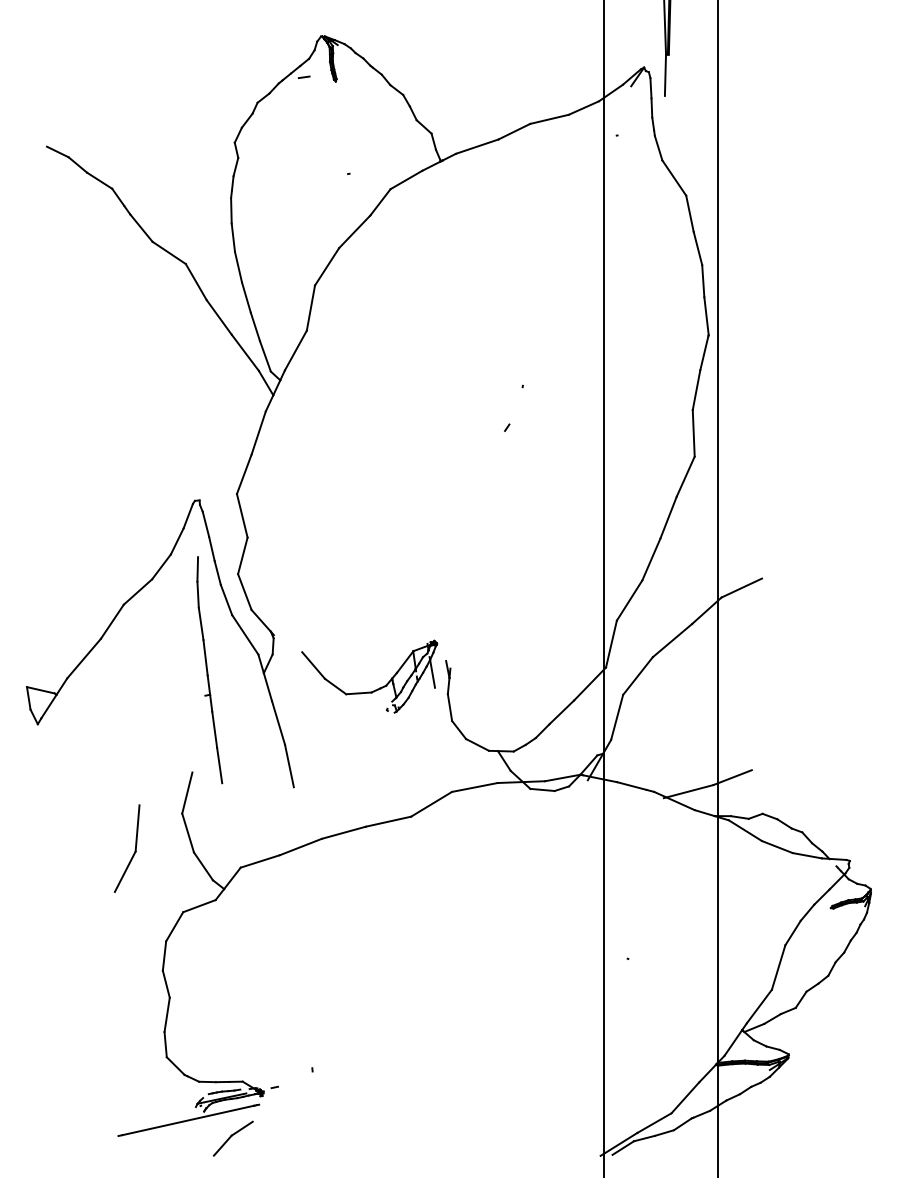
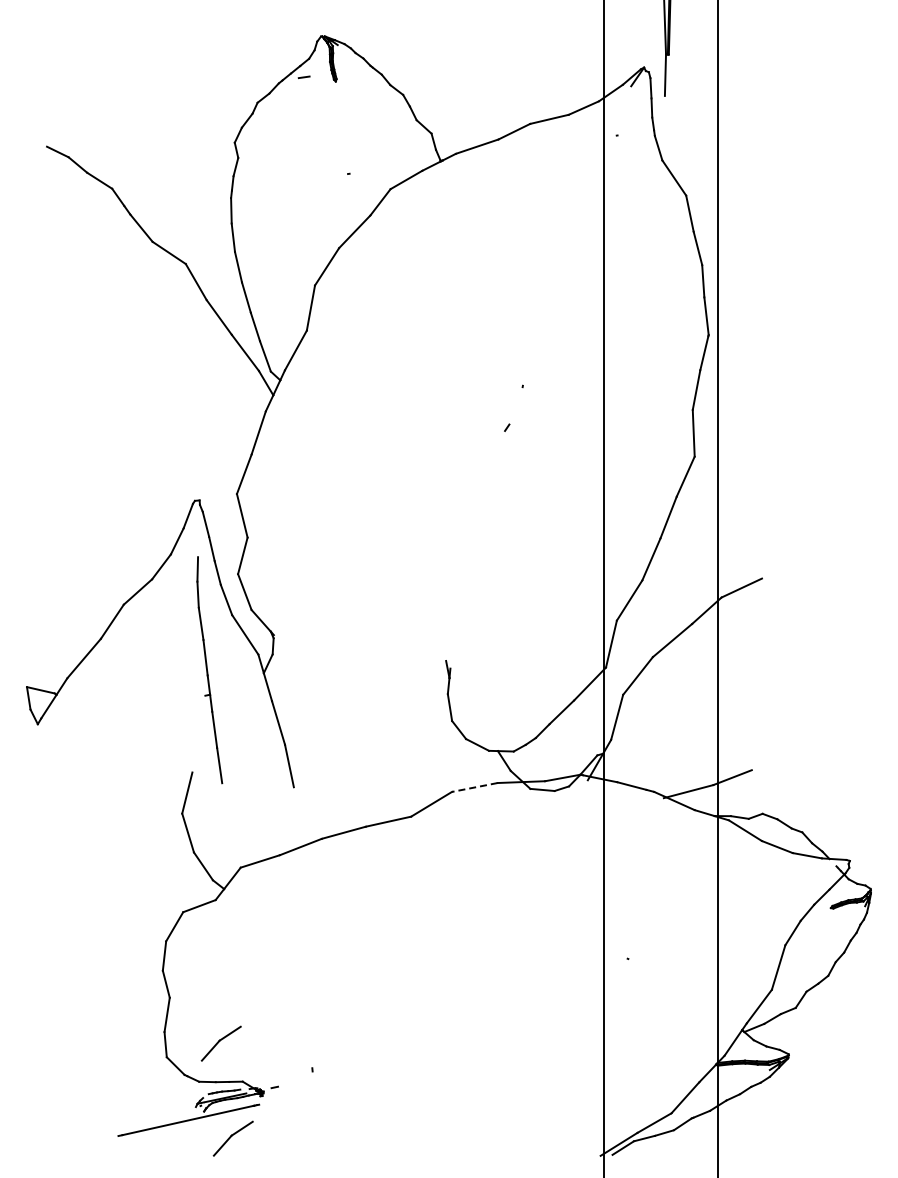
part: present -> none (375, 689)
line: solid -> dashed (474, 787)
part: present -> none (134, 849)
part: none -> present (220, 1043)
